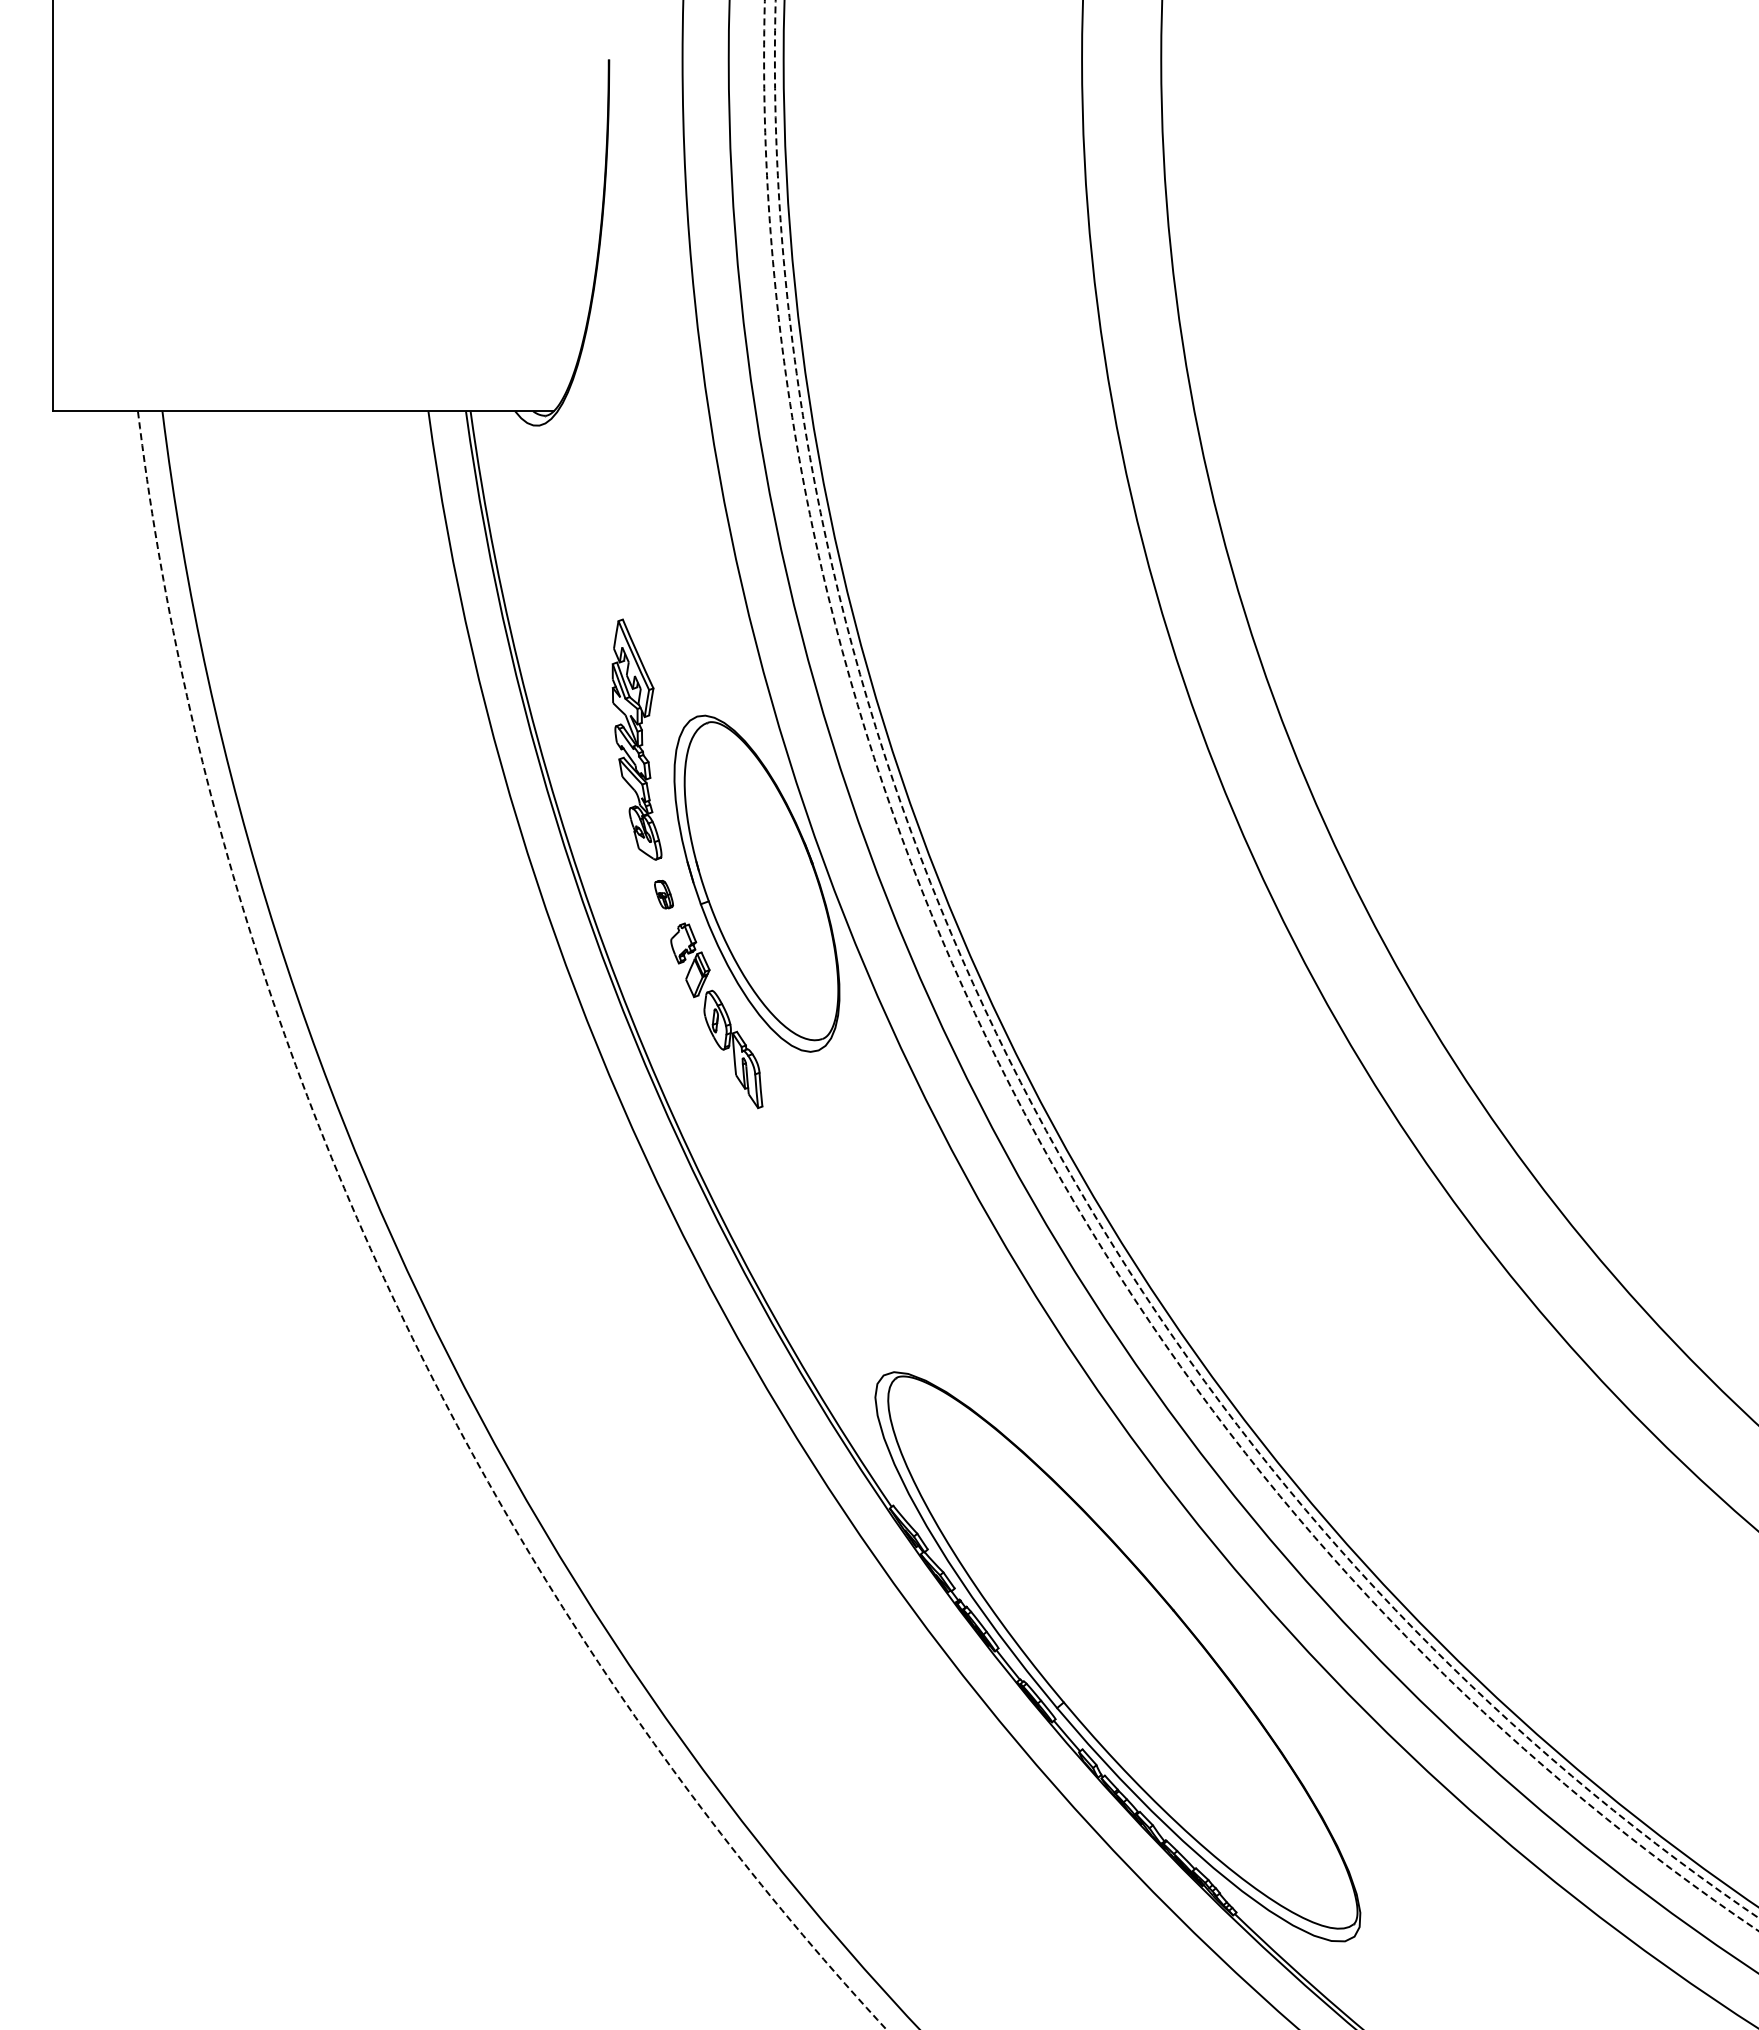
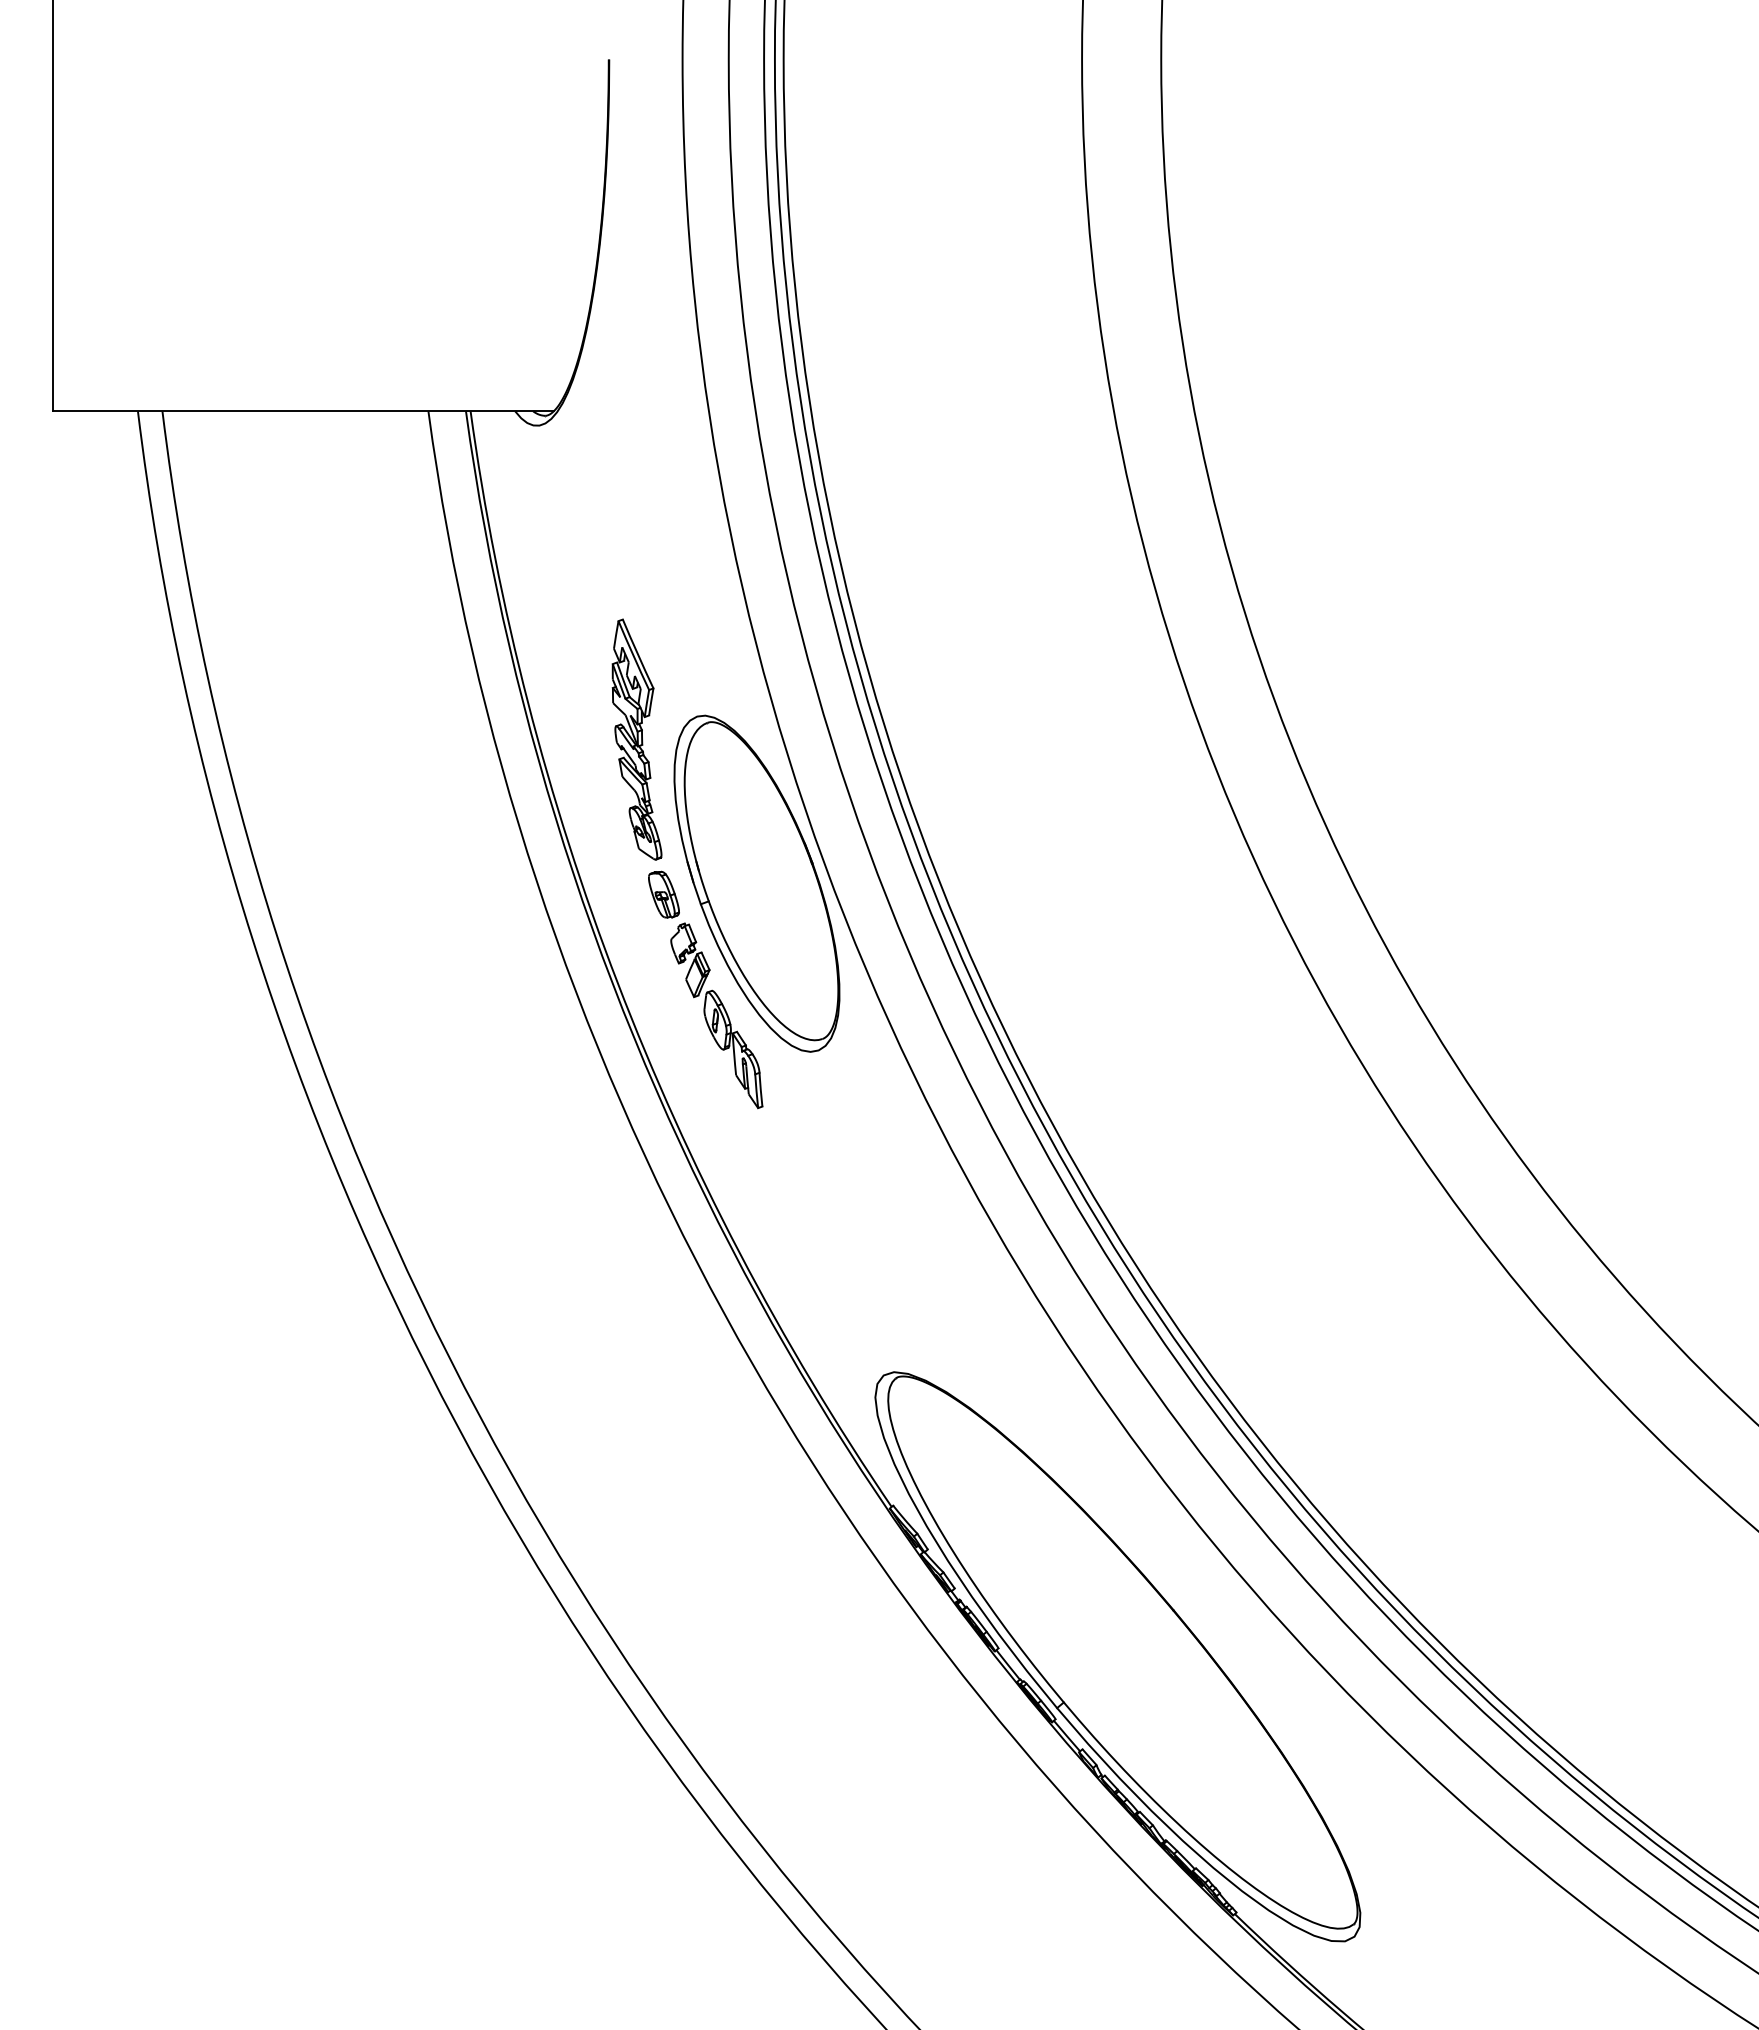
part size: 20x31 px -> 32x49 px (663, 894)
circle: dashed -> solid (1266, 958)
circle: dashed -> solid (1261, 965)
arc: dashed -> solid (384, 1279)
